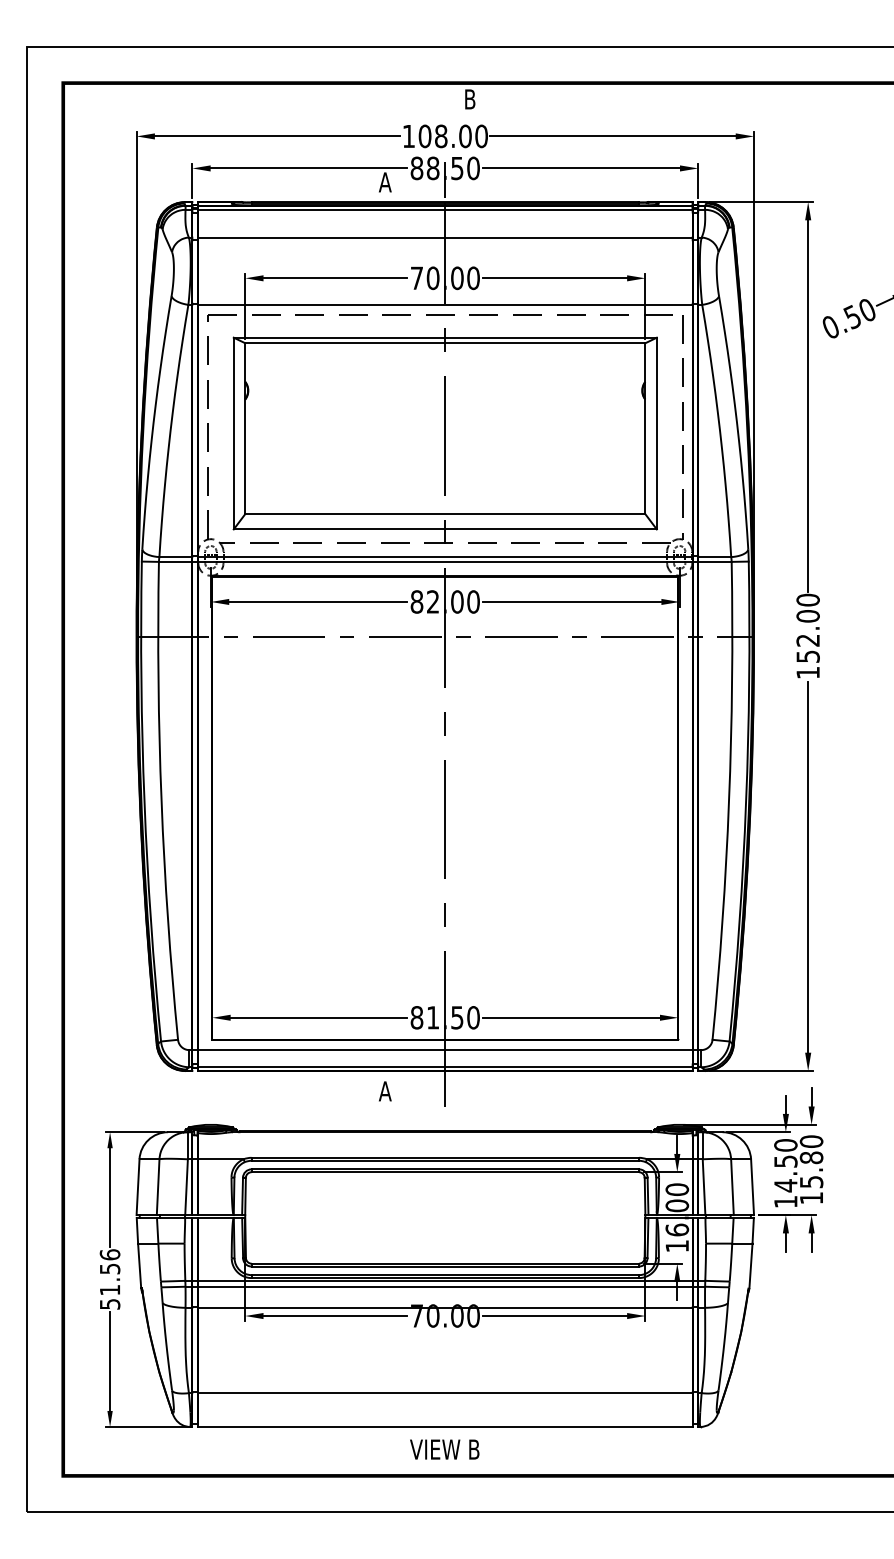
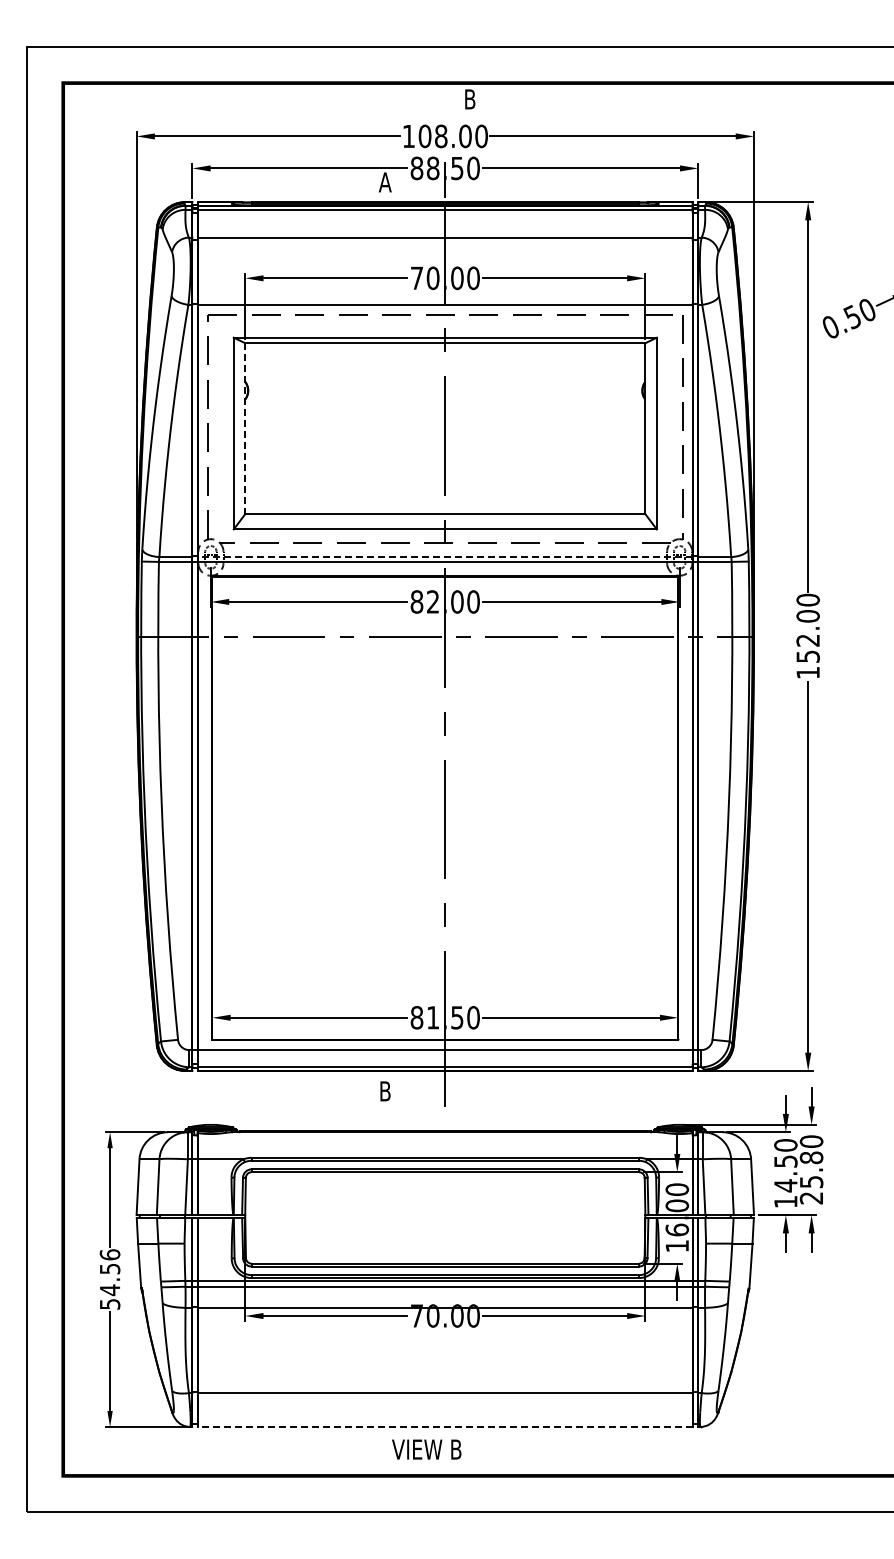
line: solid -> dashed (245, 429)
line: solid -> dashed (444, 557)
text: A -> B (384, 1091)
text: 15.80 -> 25.80 (810, 1198)
text: 51.56 -> 54.56 (110, 1290)
line: solid -> dashed (444, 1426)
text position: (444, 1449) -> (426, 1449) (426, 1449)
